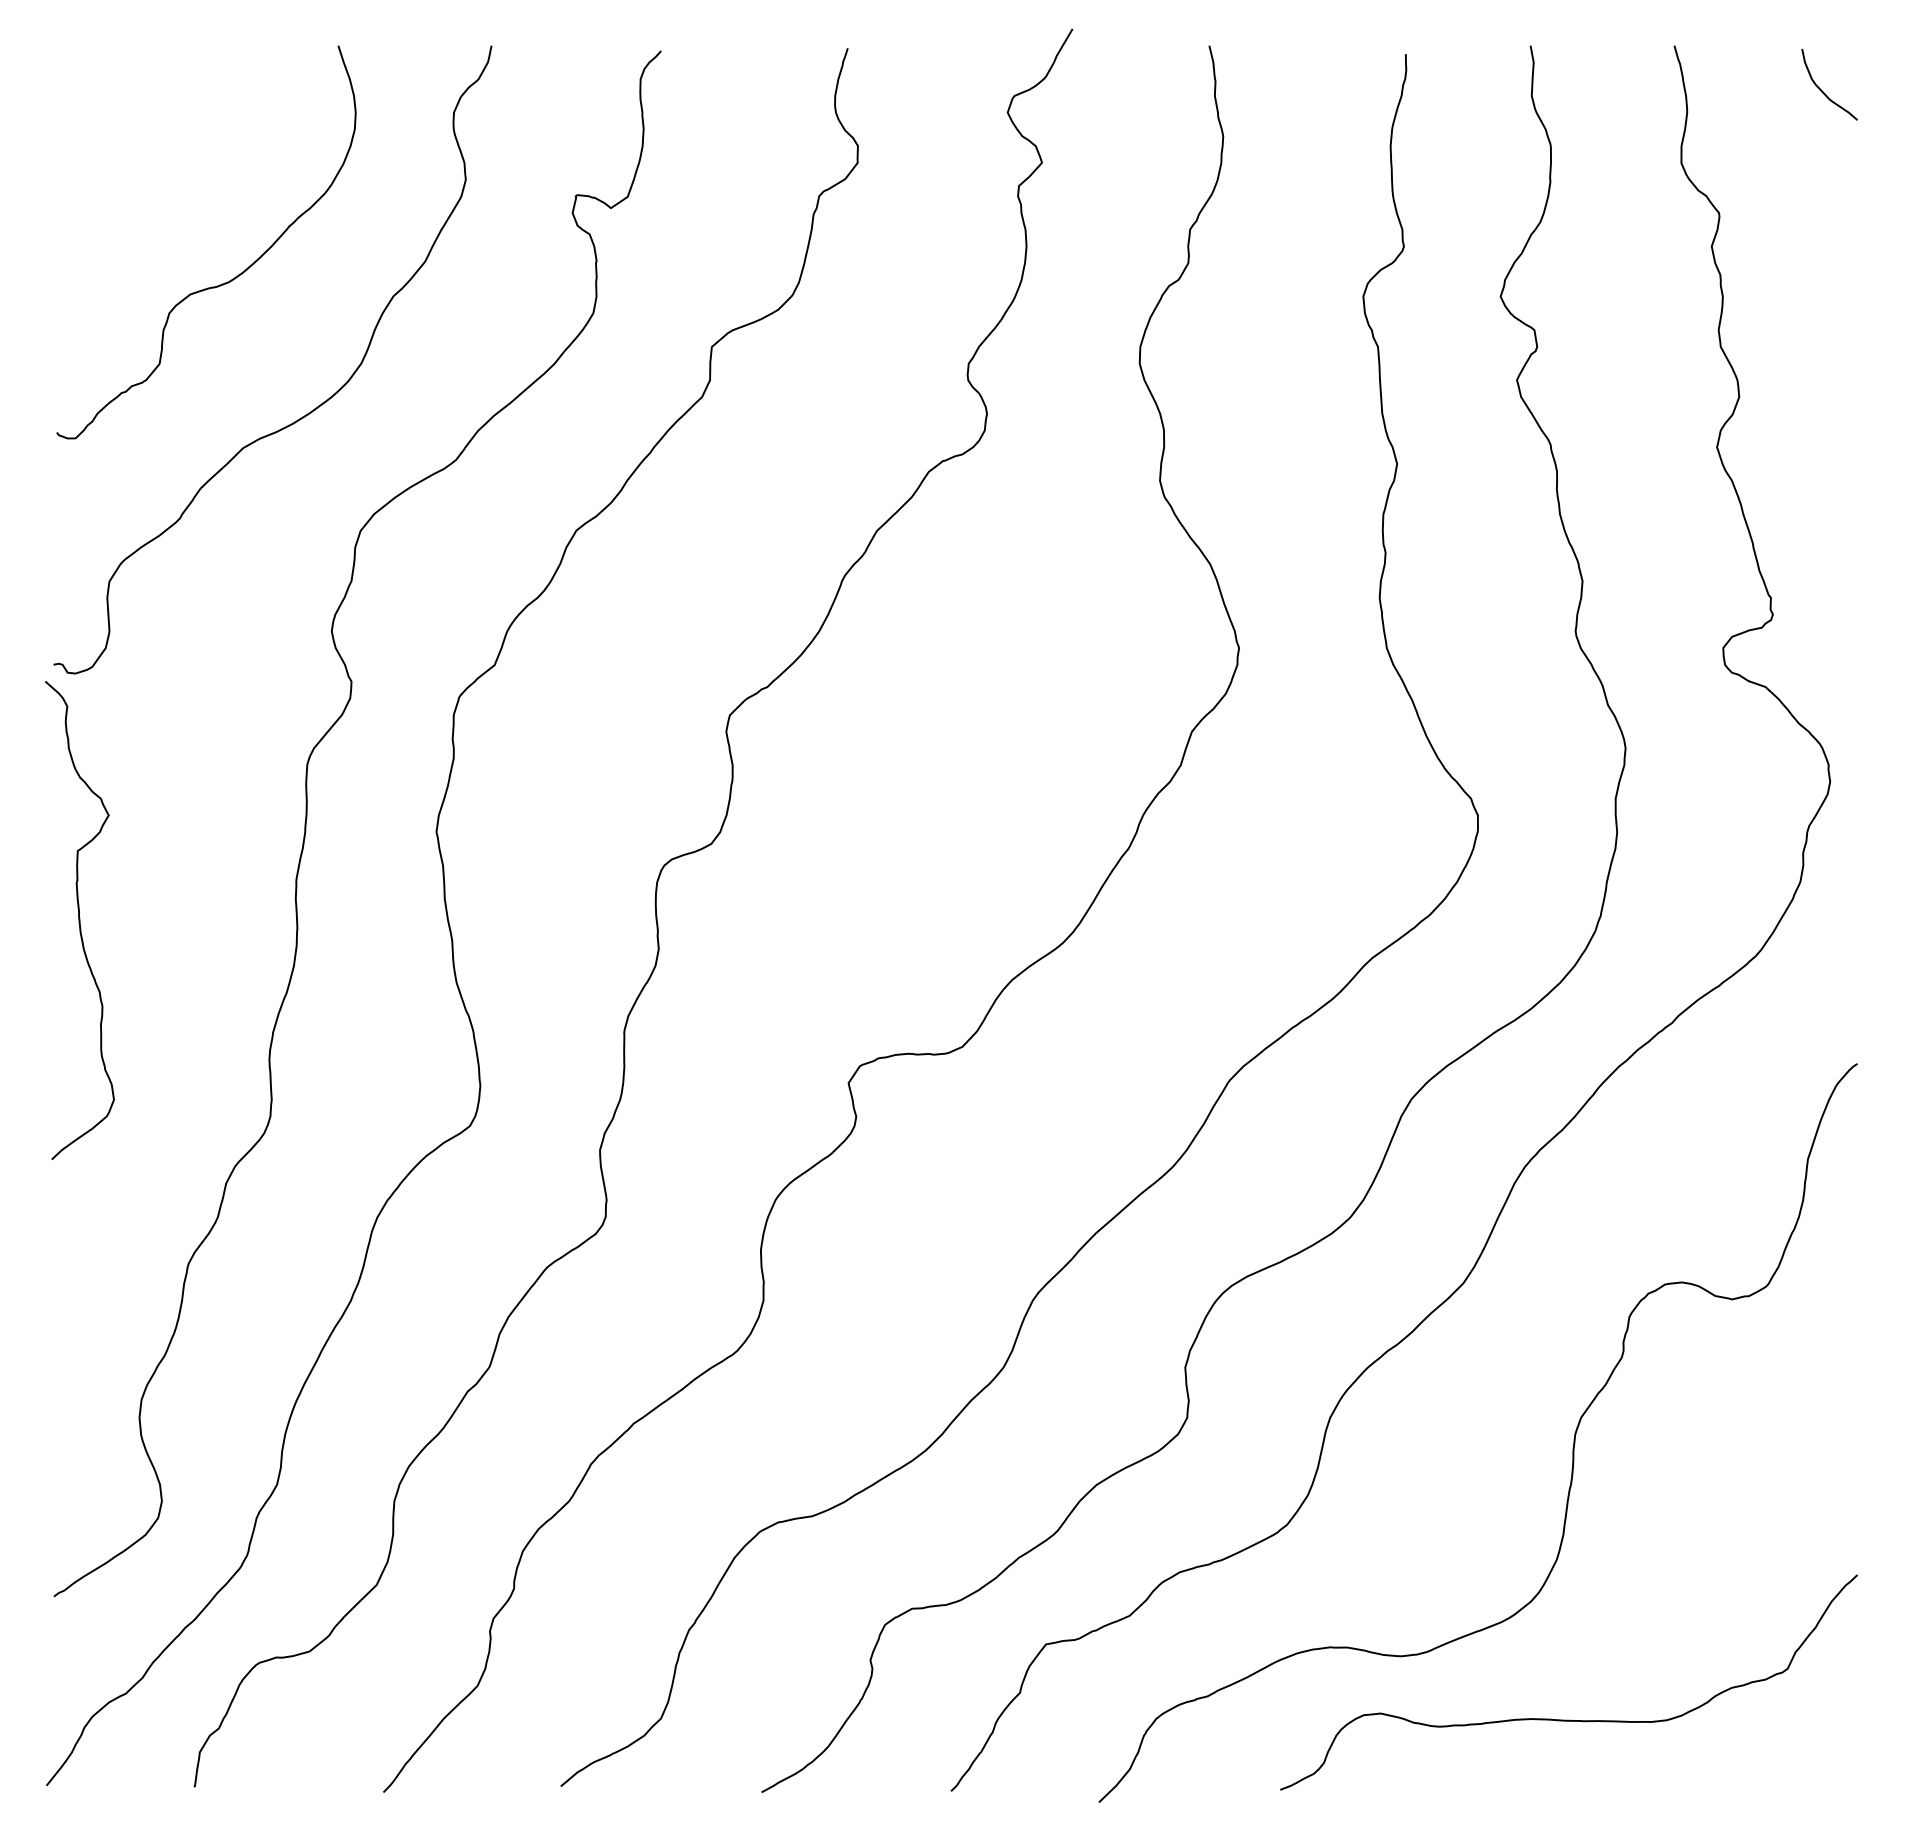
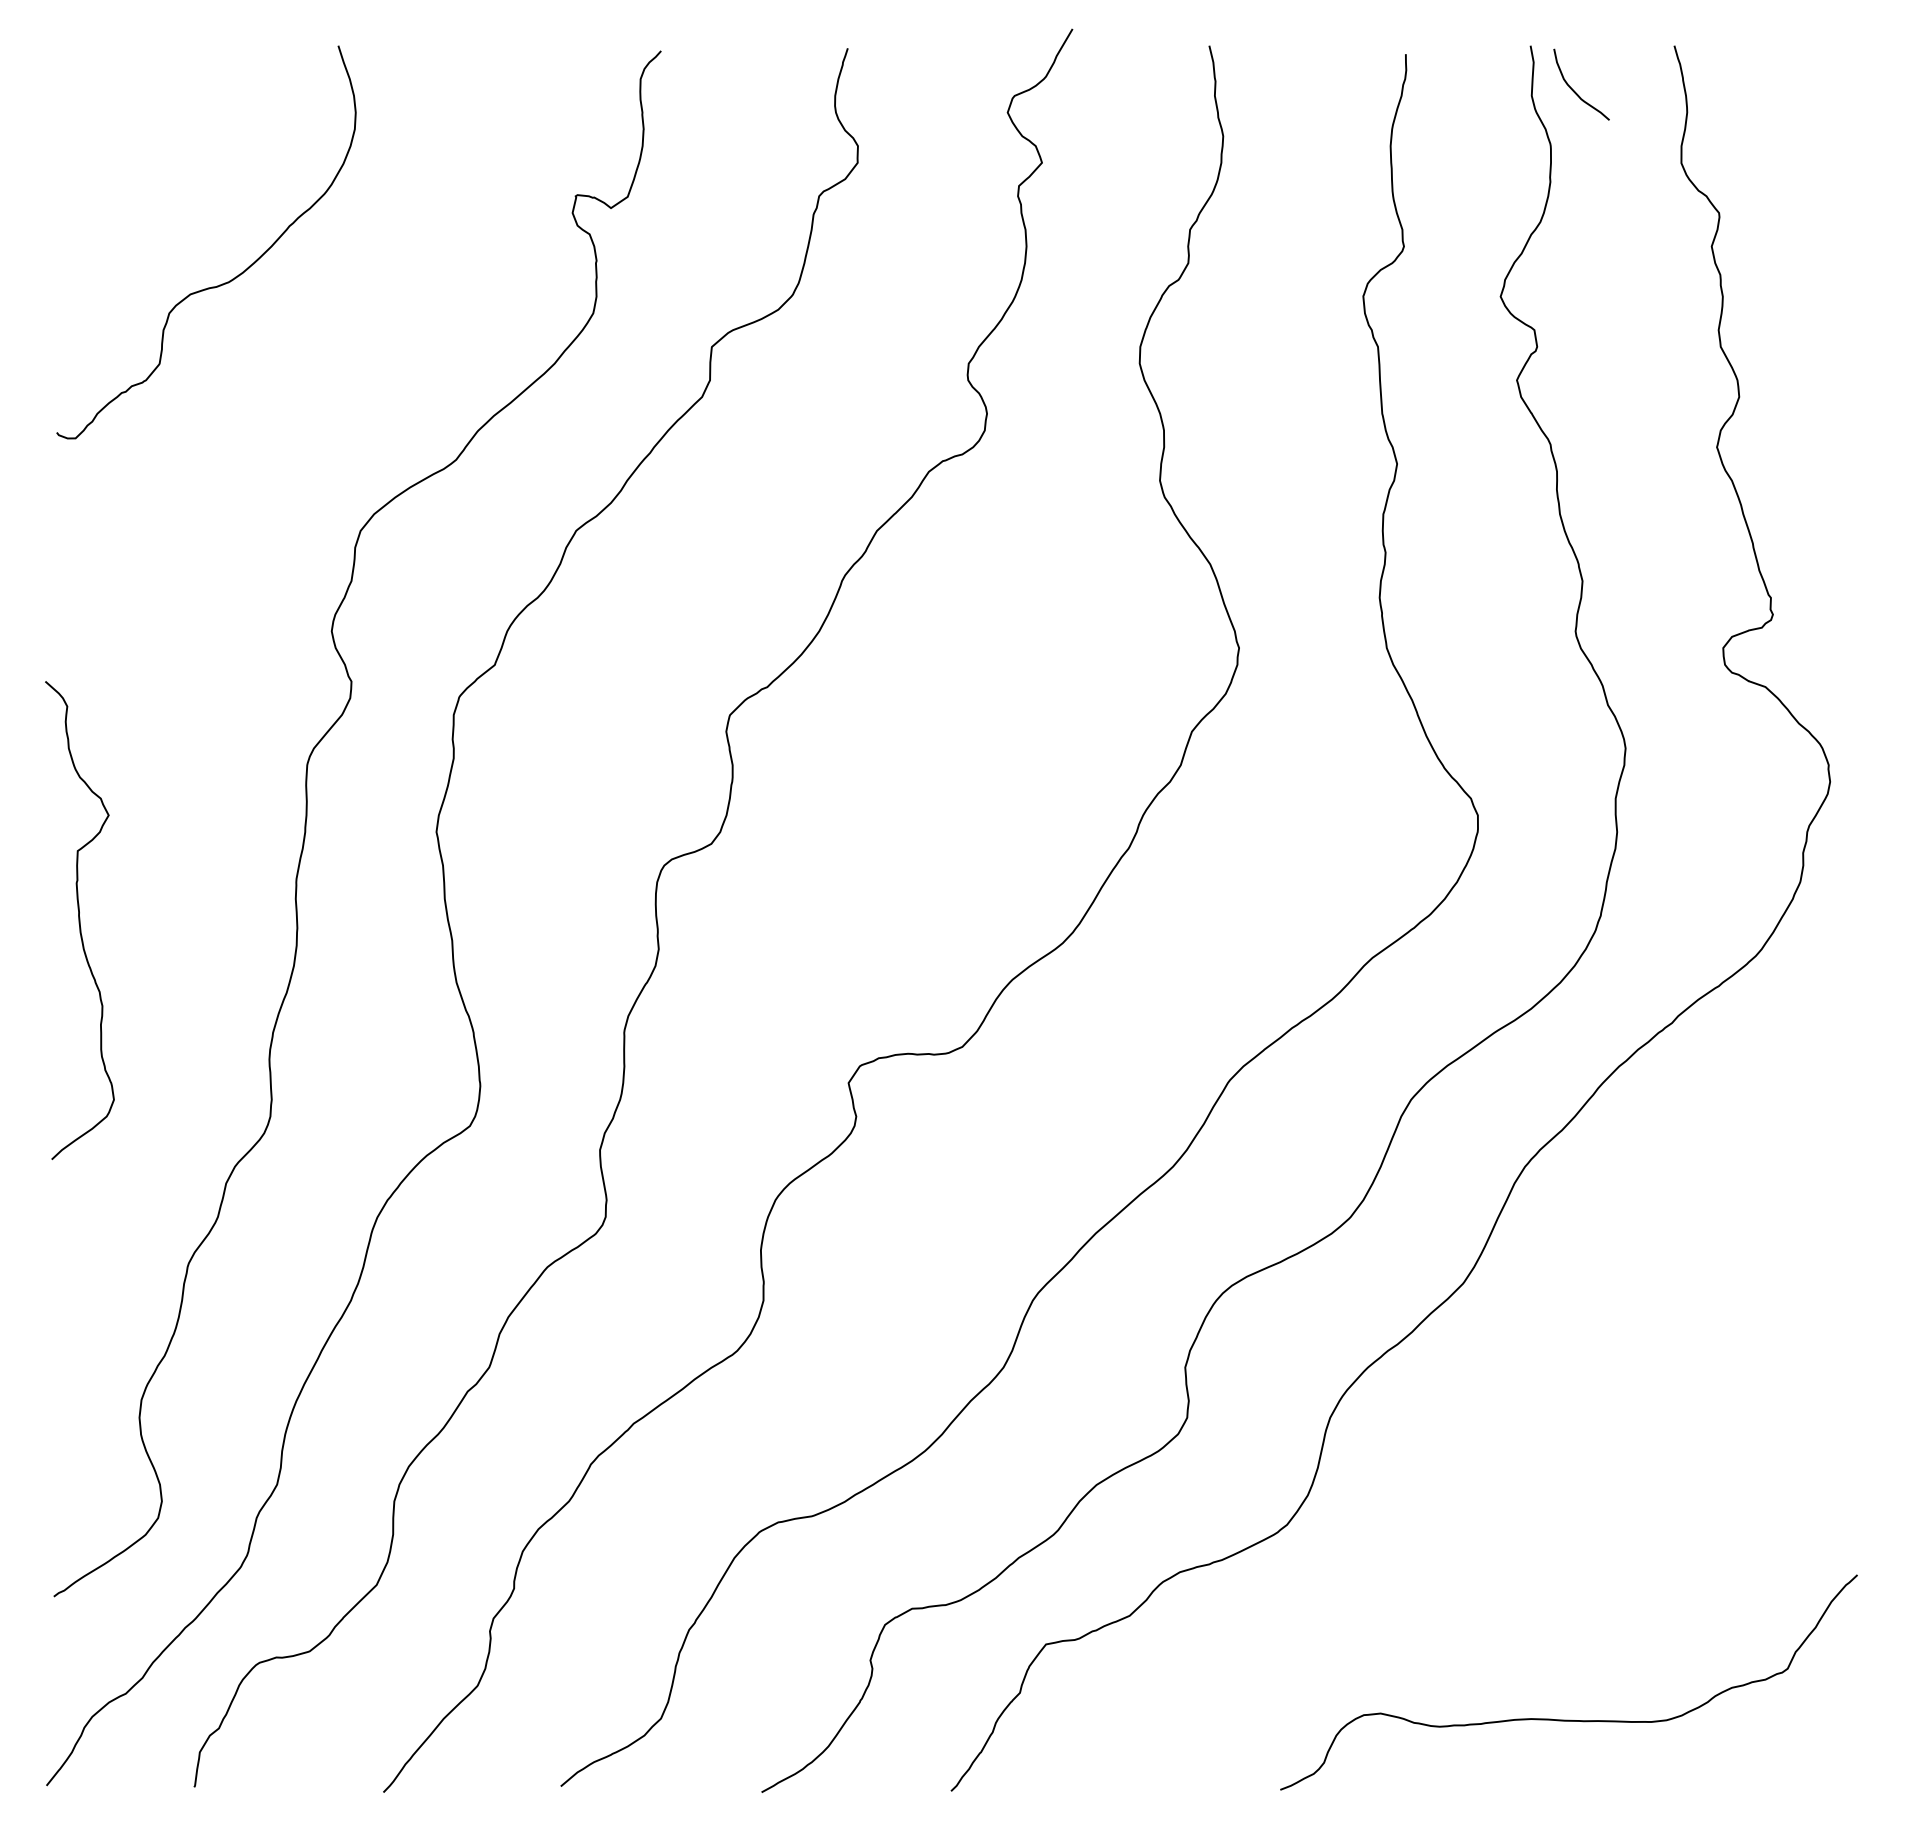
curve position: (1822, 90) -> (1574, 90) (1574, 90)
curve: present -> none (308, 412)
curve: present -> none (1573, 1438)
